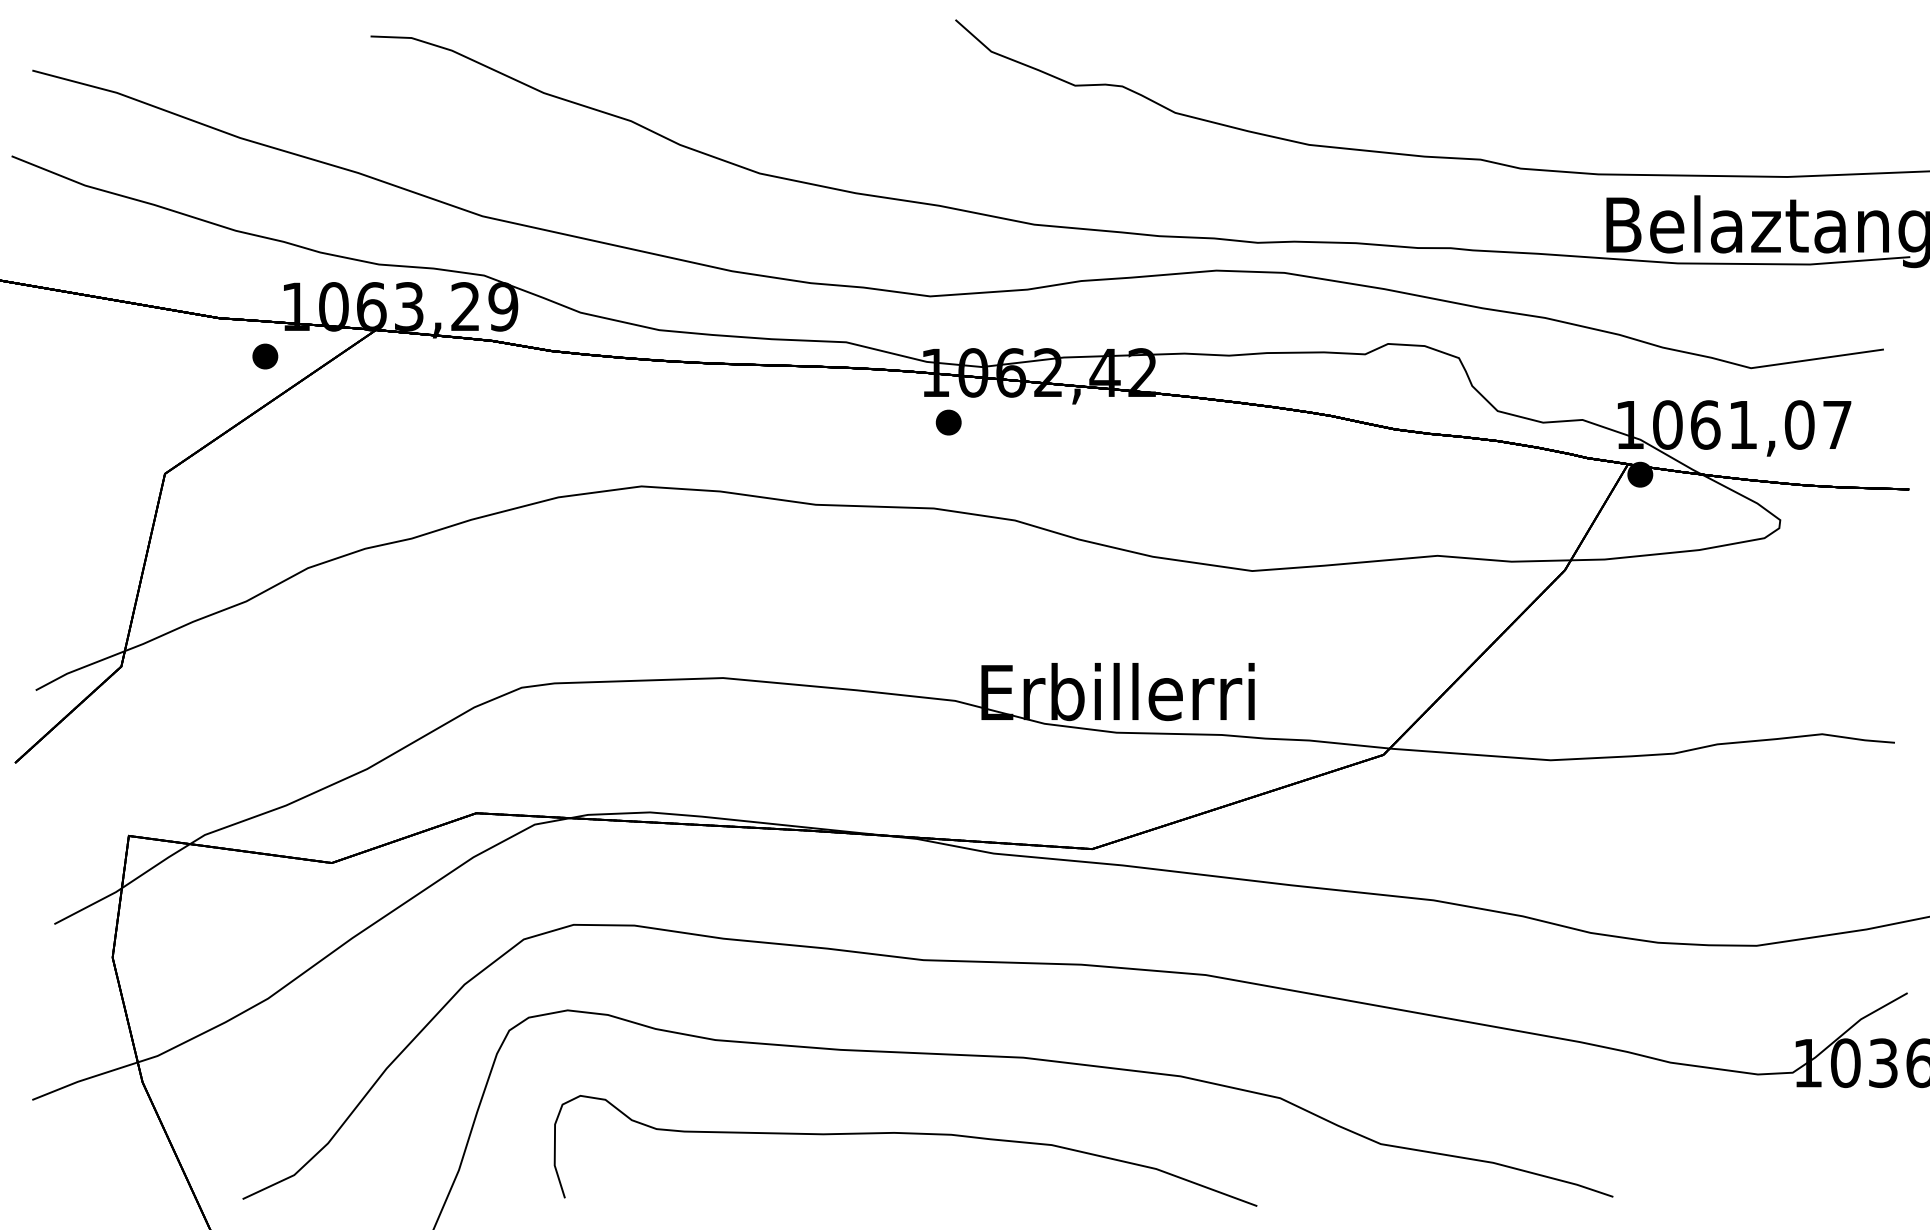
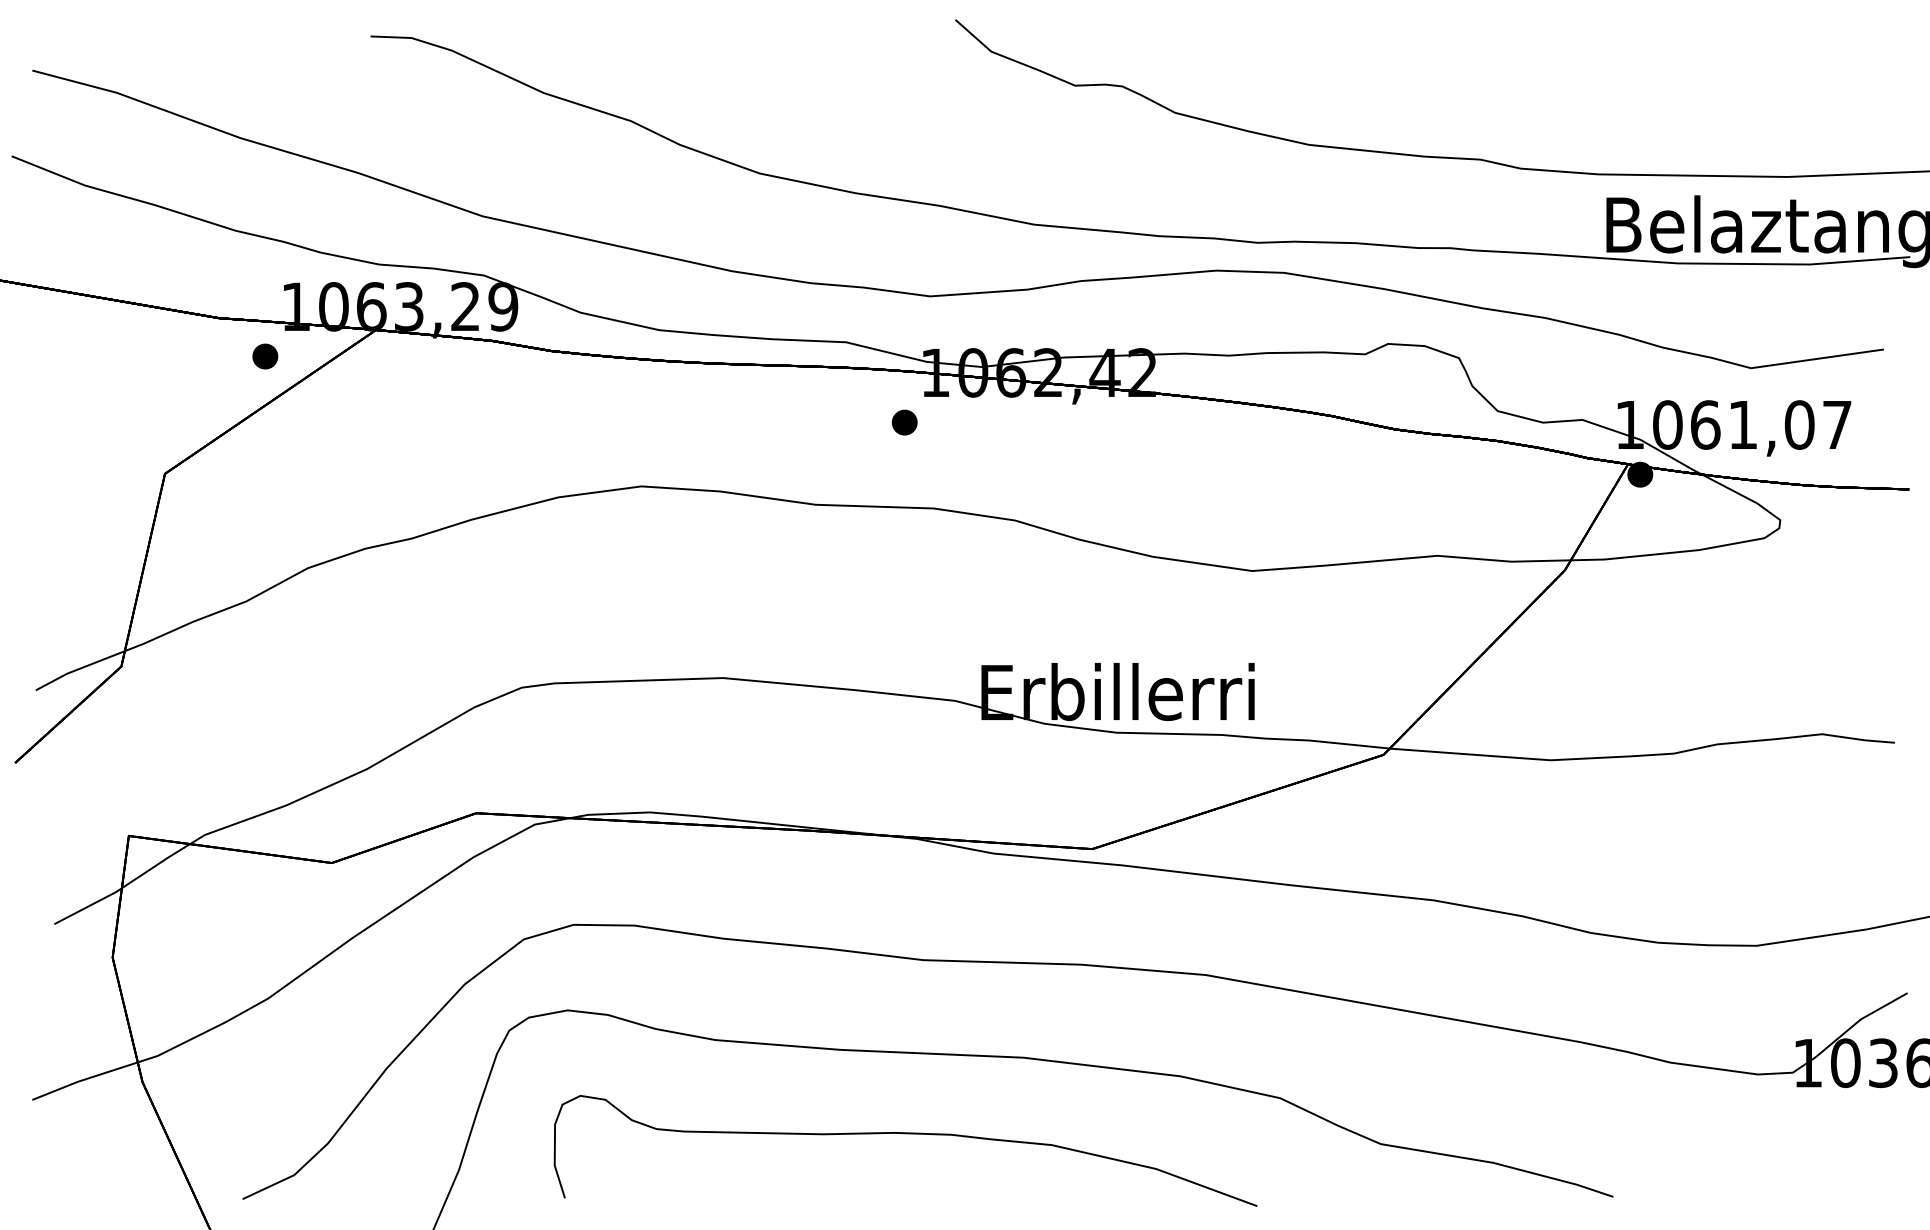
part position: (948, 422) -> (904, 422) (904, 422)
